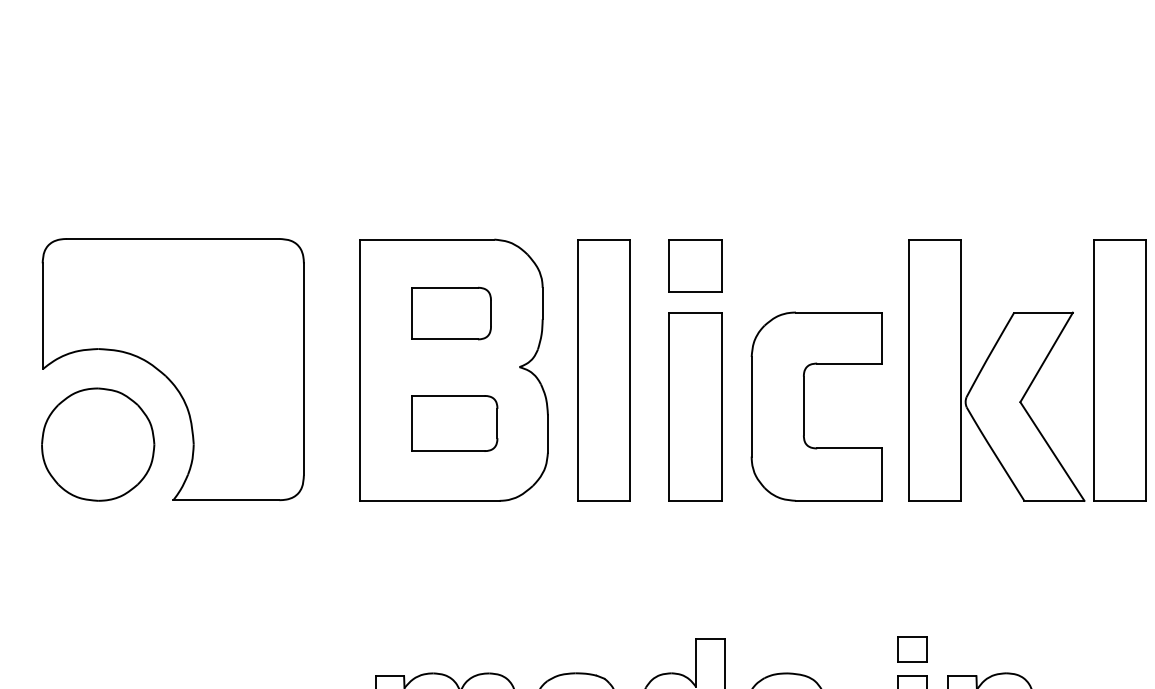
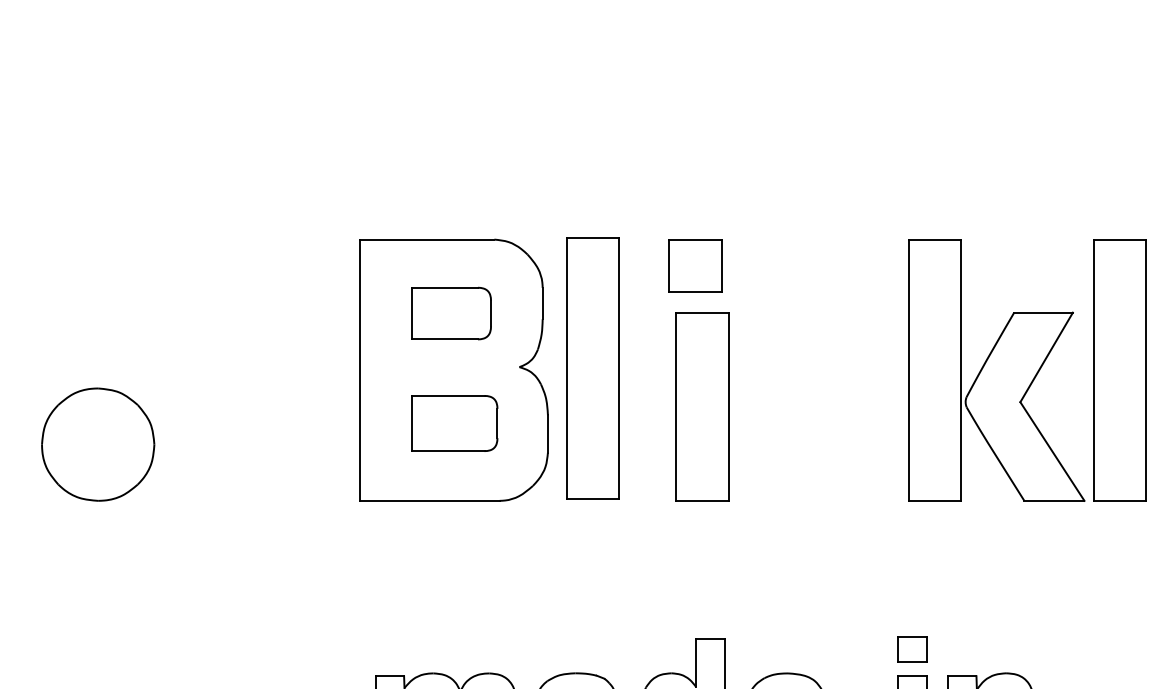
part: present -> none (172, 369)
part position: (603, 370) -> (592, 368) (592, 368)
part position: (695, 406) -> (702, 406) (702, 406)
part: present -> none (804, 406)
